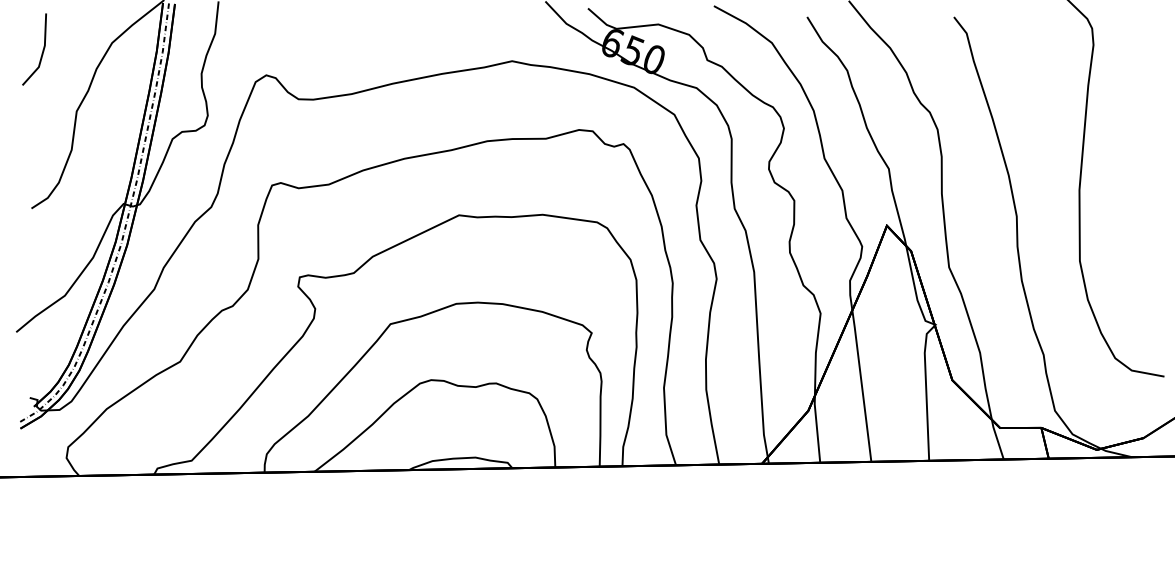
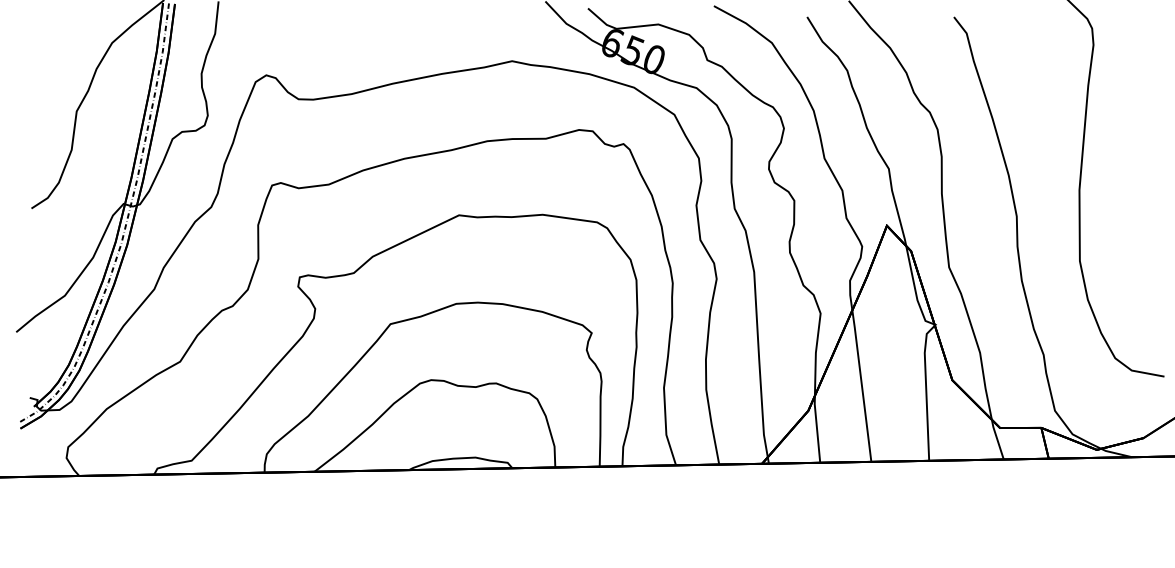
line: present -> none (42, 49)
